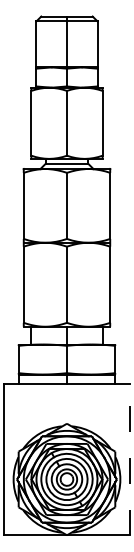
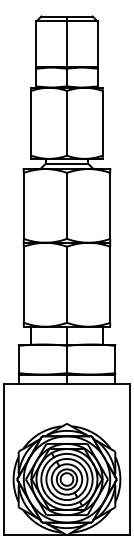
line: dashed -> solid (130, 459)
